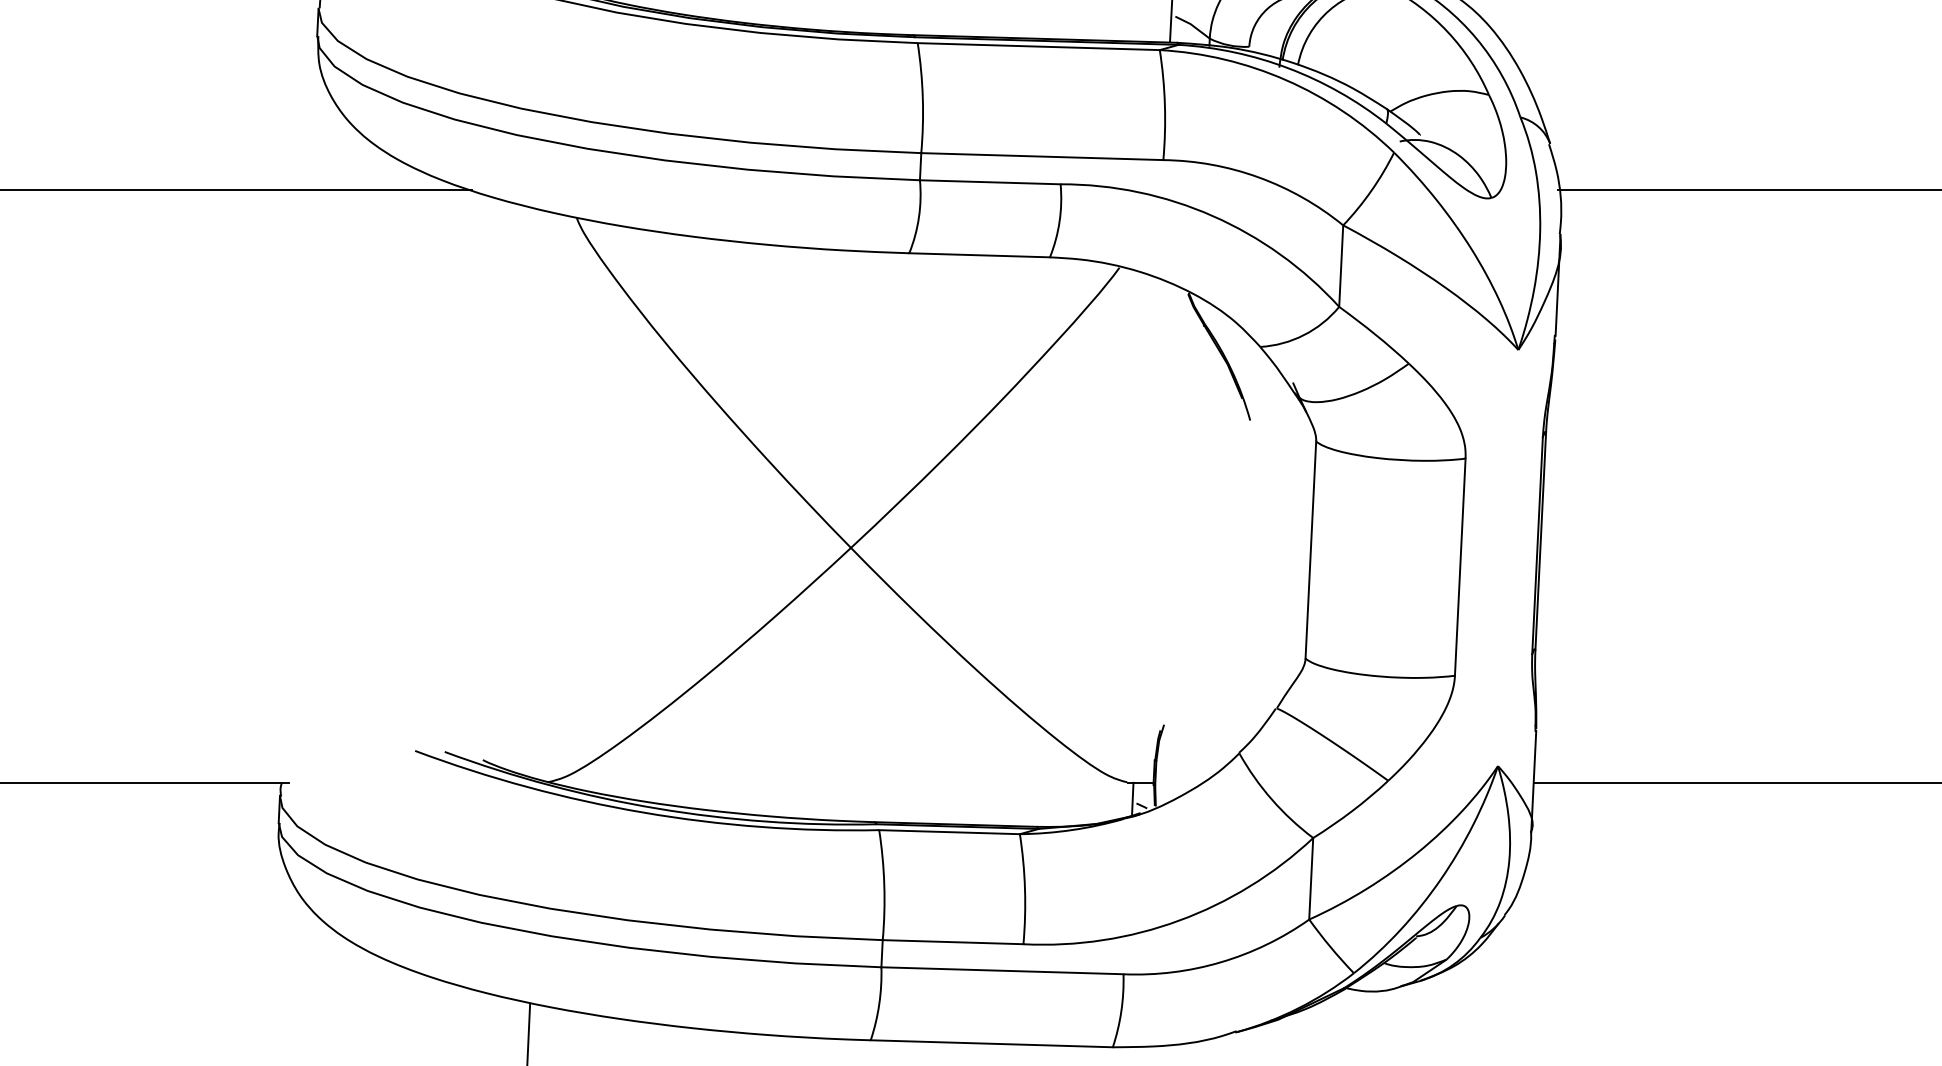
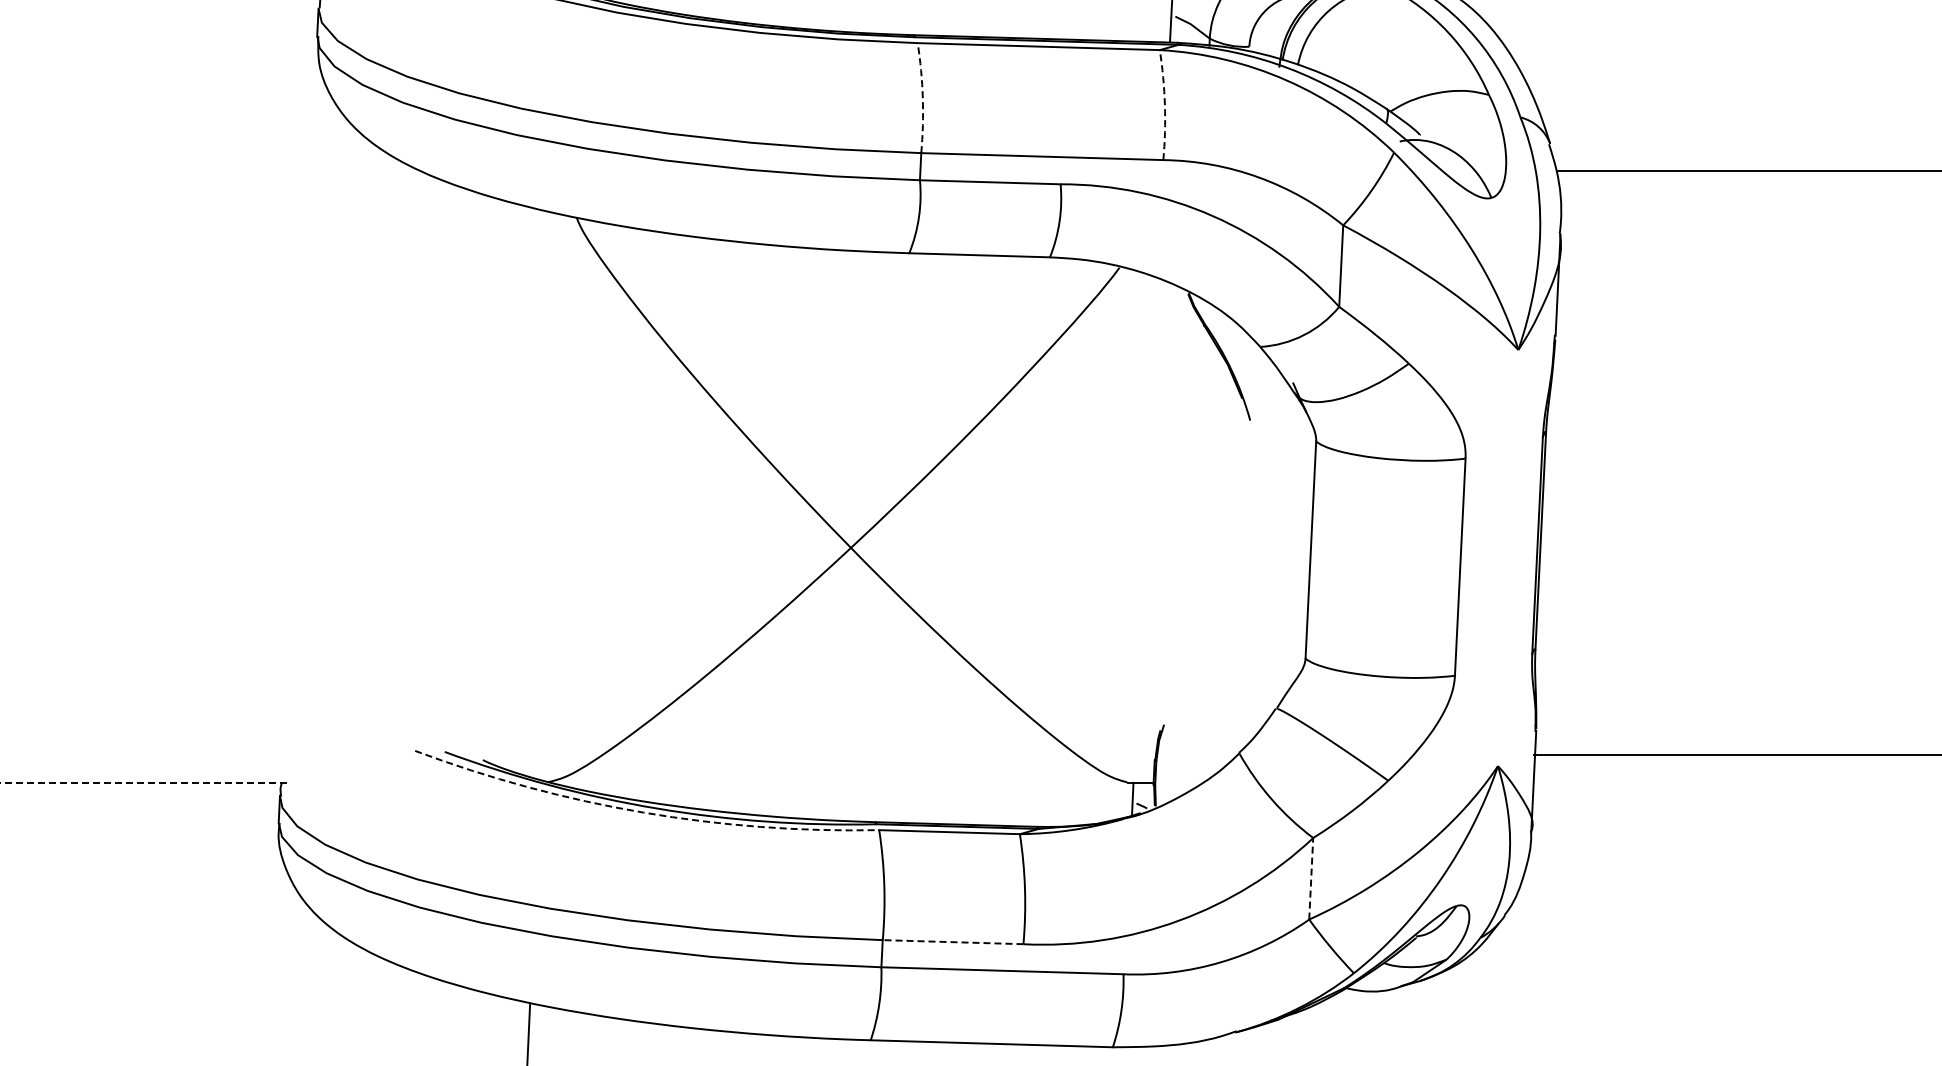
arc: solid -> dashed (922, 98)
arc: solid -> dashed (1164, 105)
line: present -> none (236, 190)
line position: (1748, 190) -> (1748, 171) (1748, 171)
line: solid -> dashed (144, 782)
line position: (1735, 782) -> (1735, 754) (1735, 754)
arc: solid -> dashed (643, 812)
line: solid -> dashed (1311, 878)
line: solid -> dashed (952, 942)
